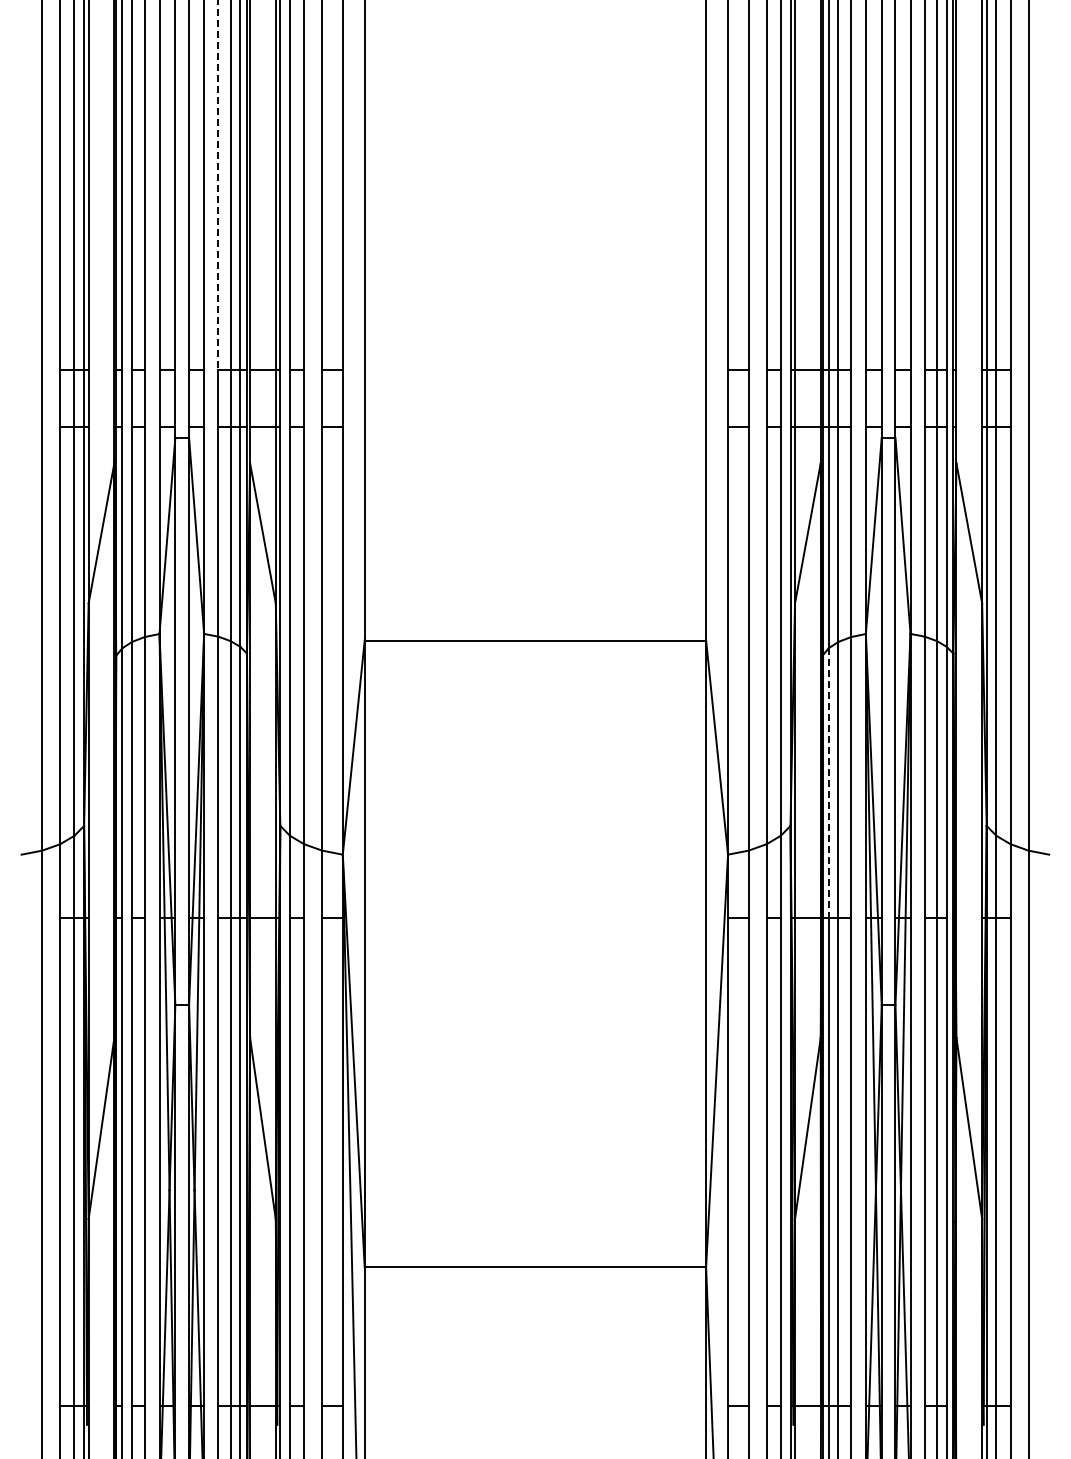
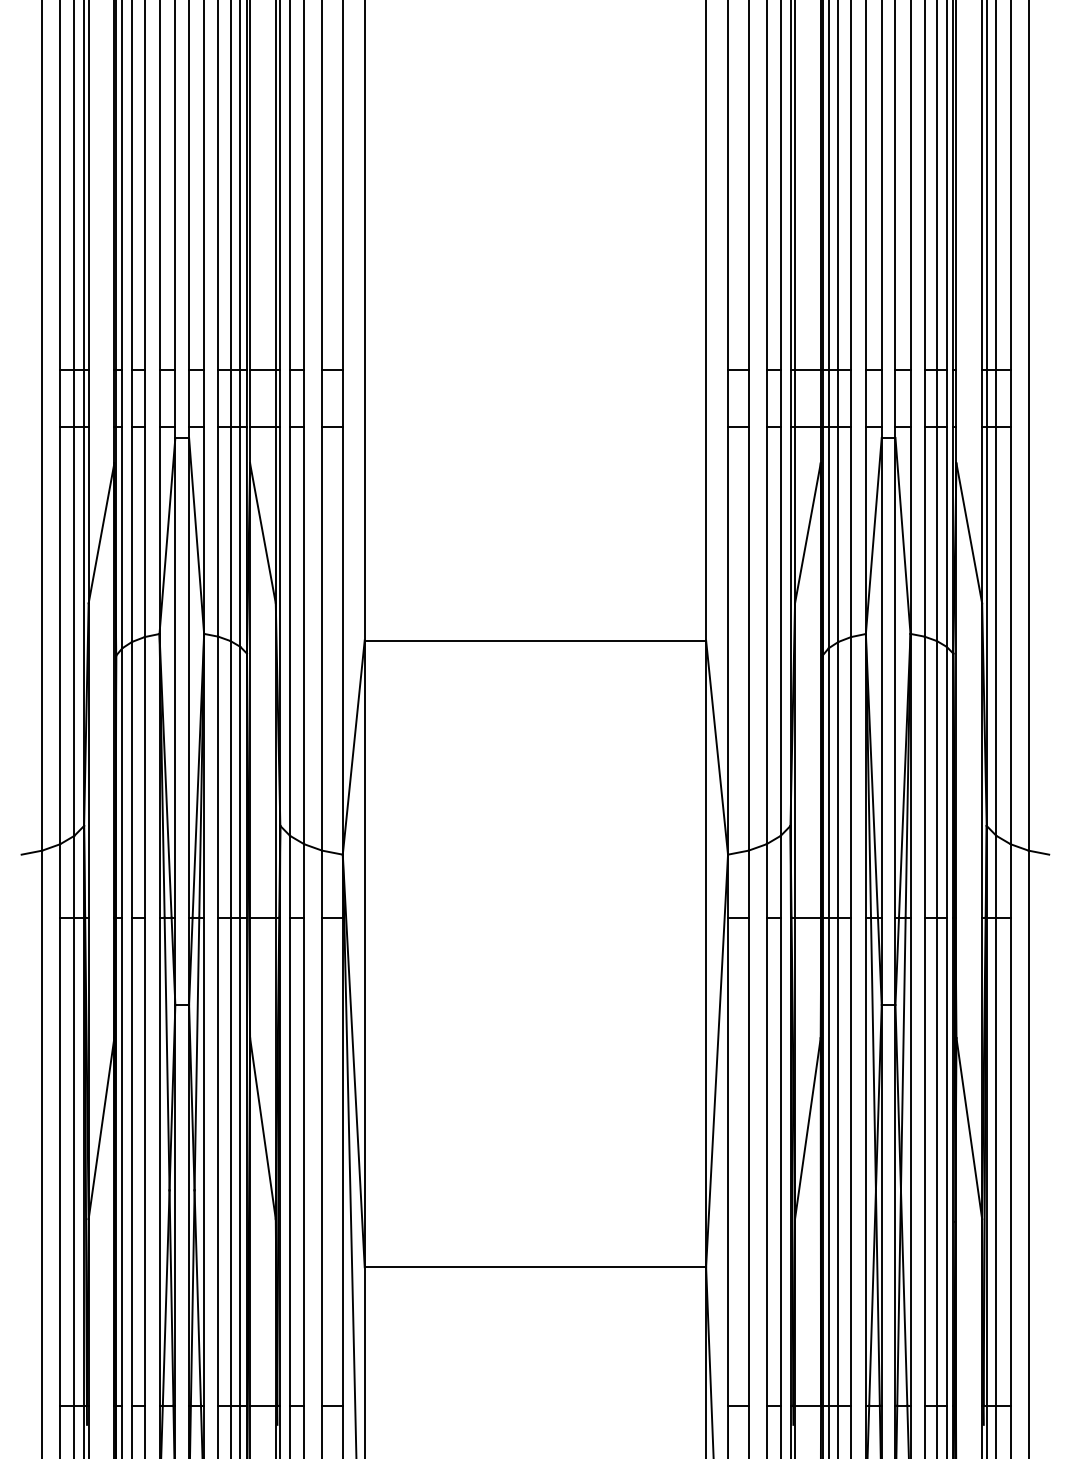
line: dashed -> solid (218, 185)
line: dashed -> solid (828, 782)
